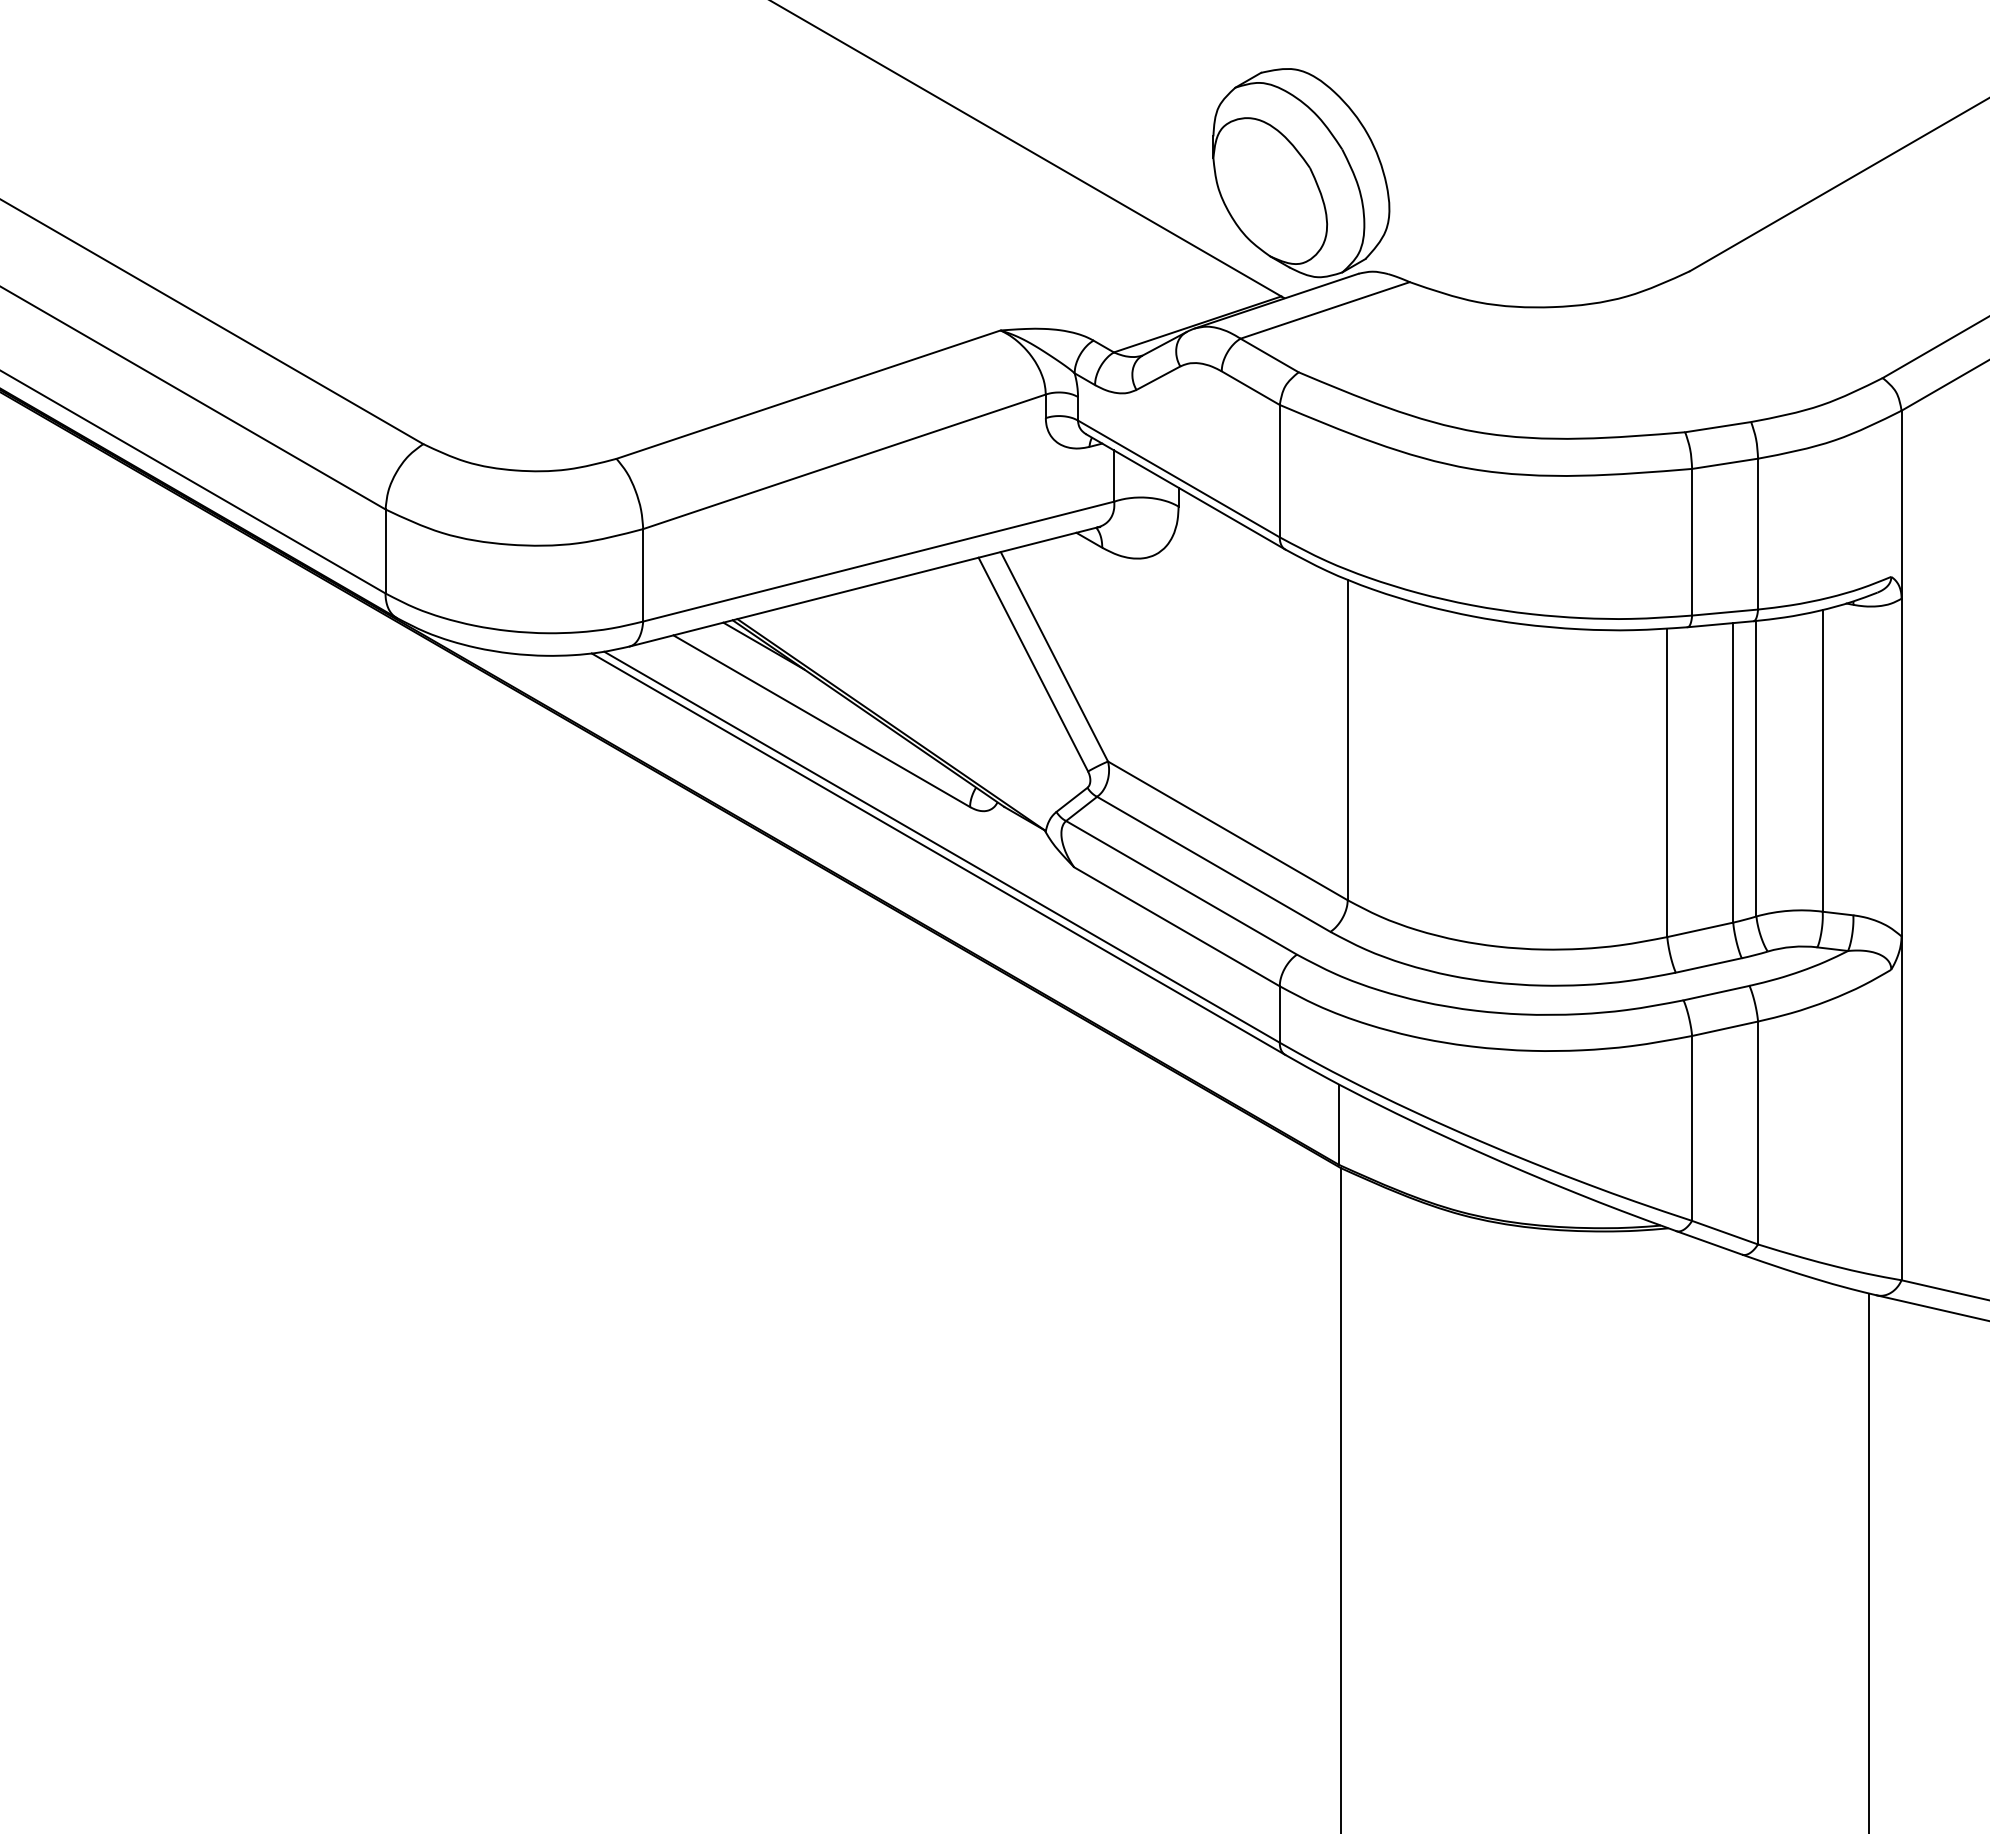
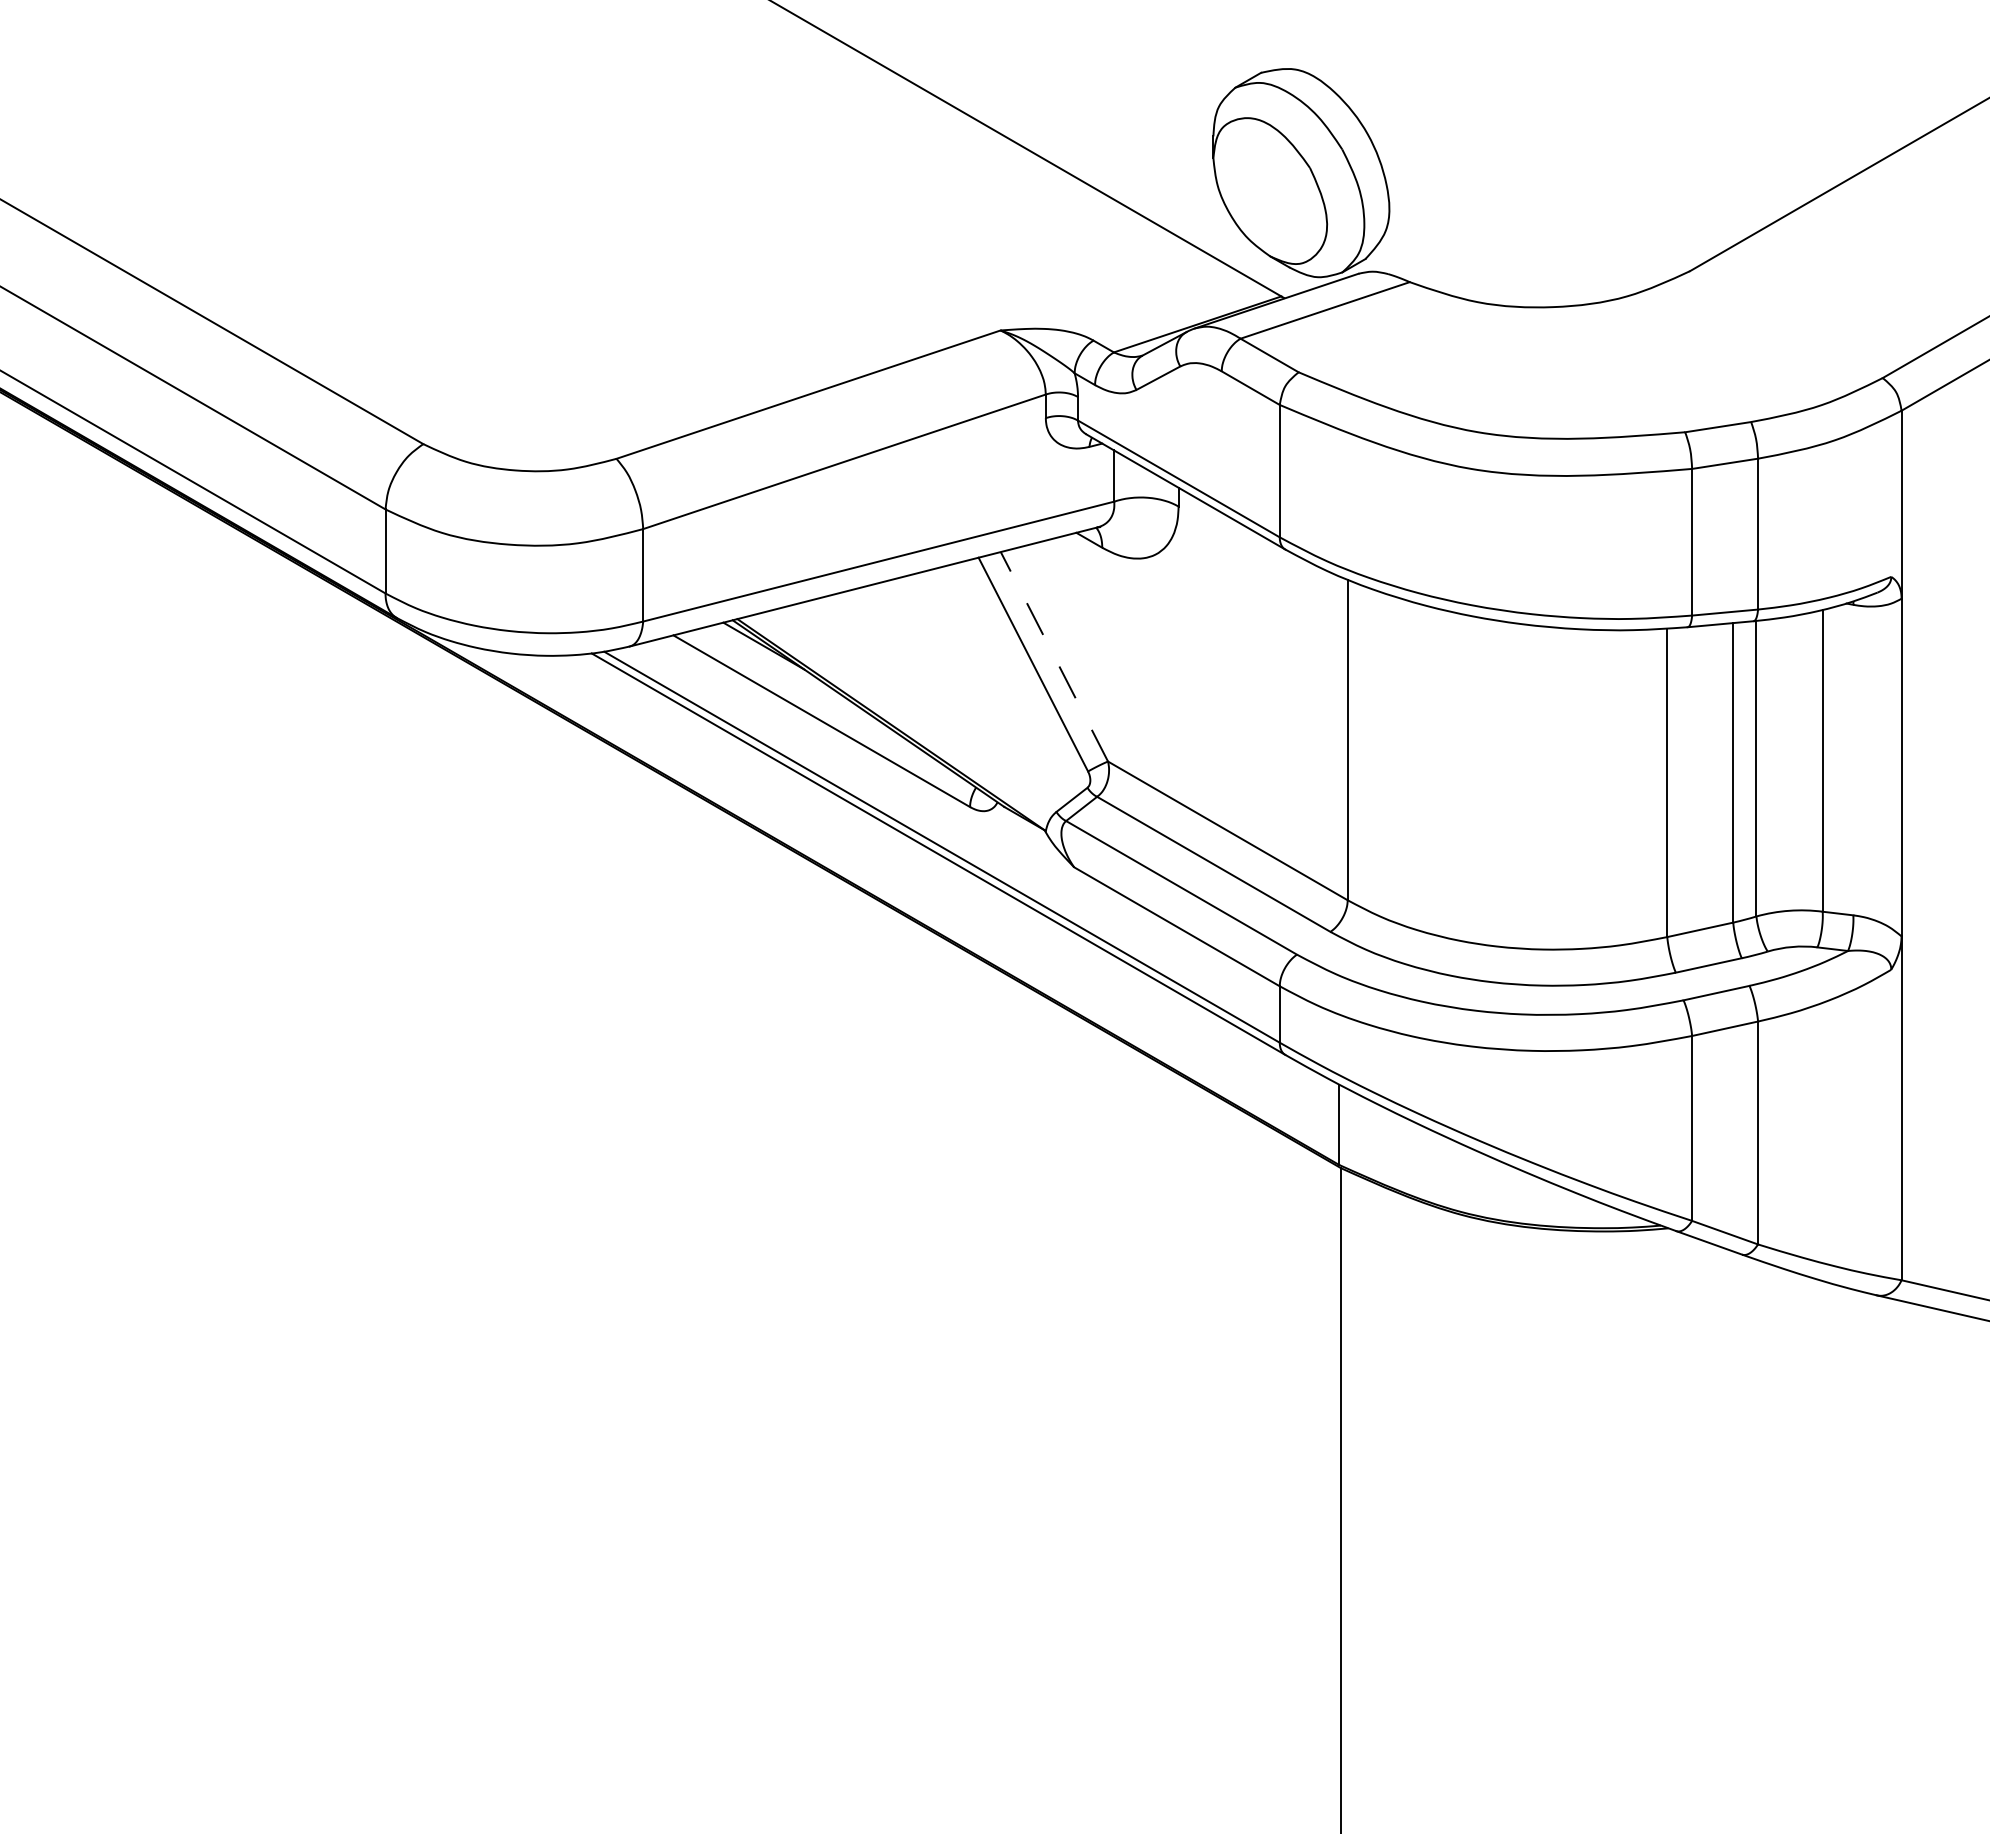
line: solid -> dashed (1054, 656)
line: present -> none (1869, 1561)
